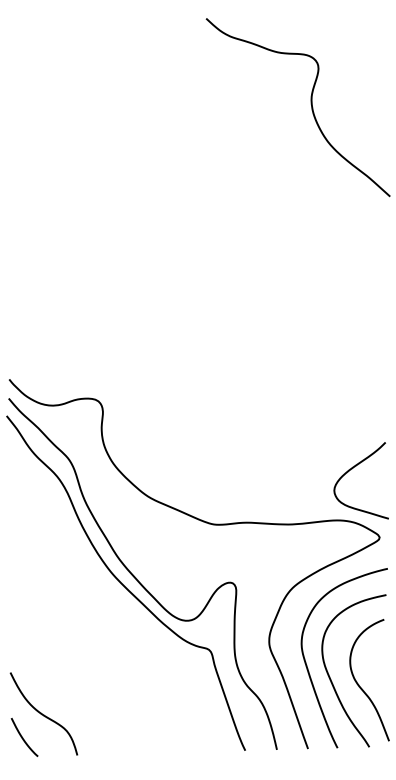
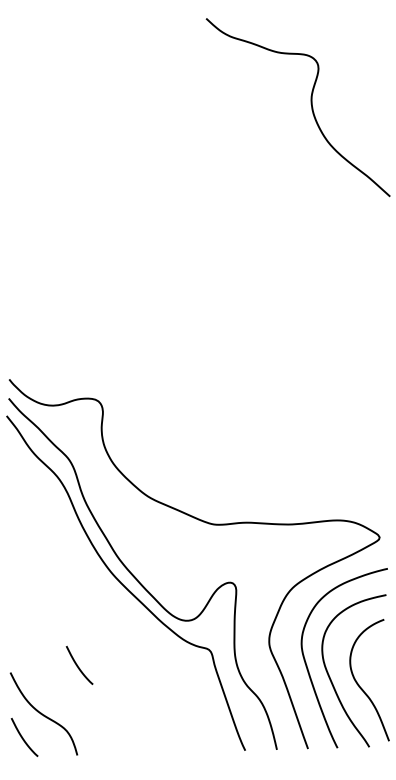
curve: present -> none (352, 469)
curve: none -> present (78, 665)
